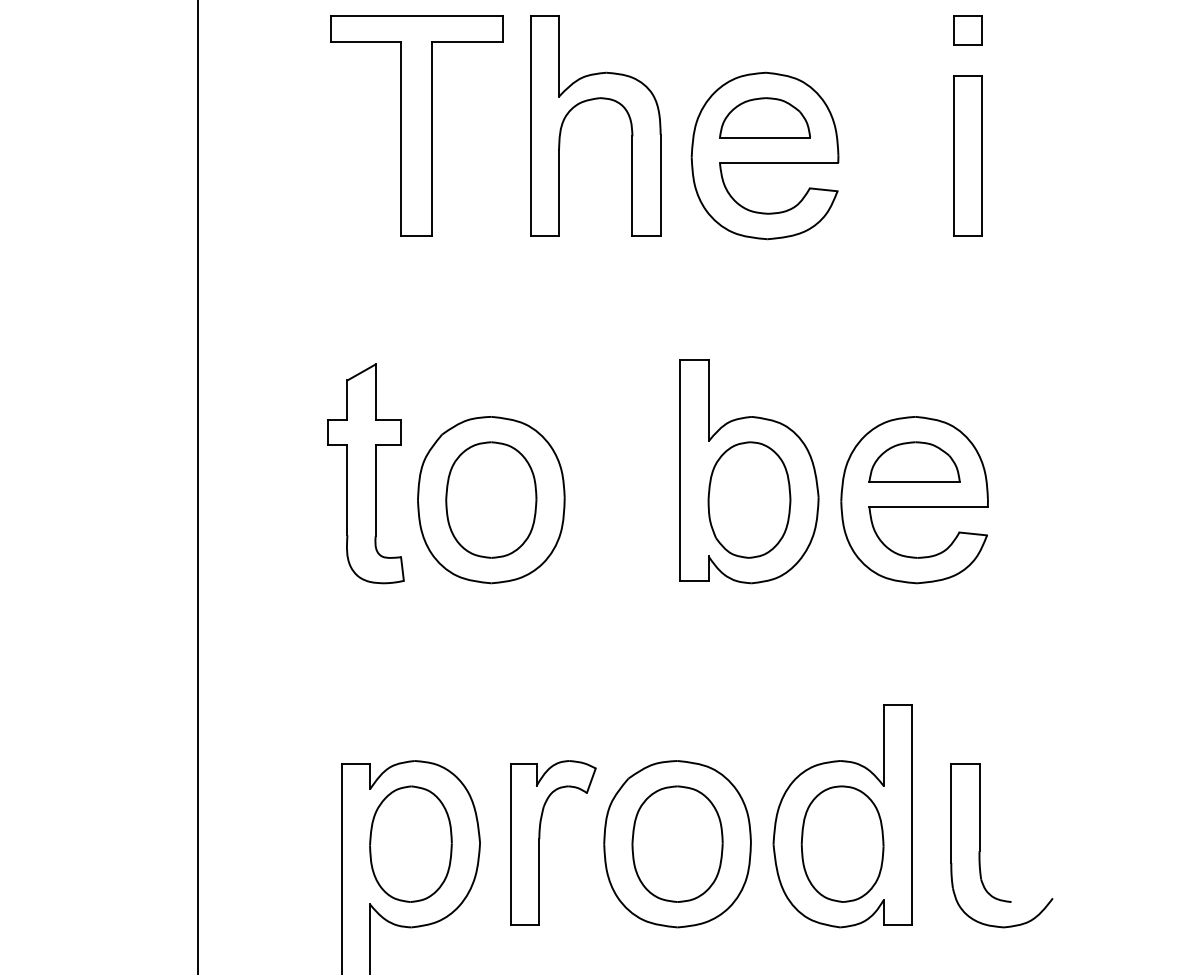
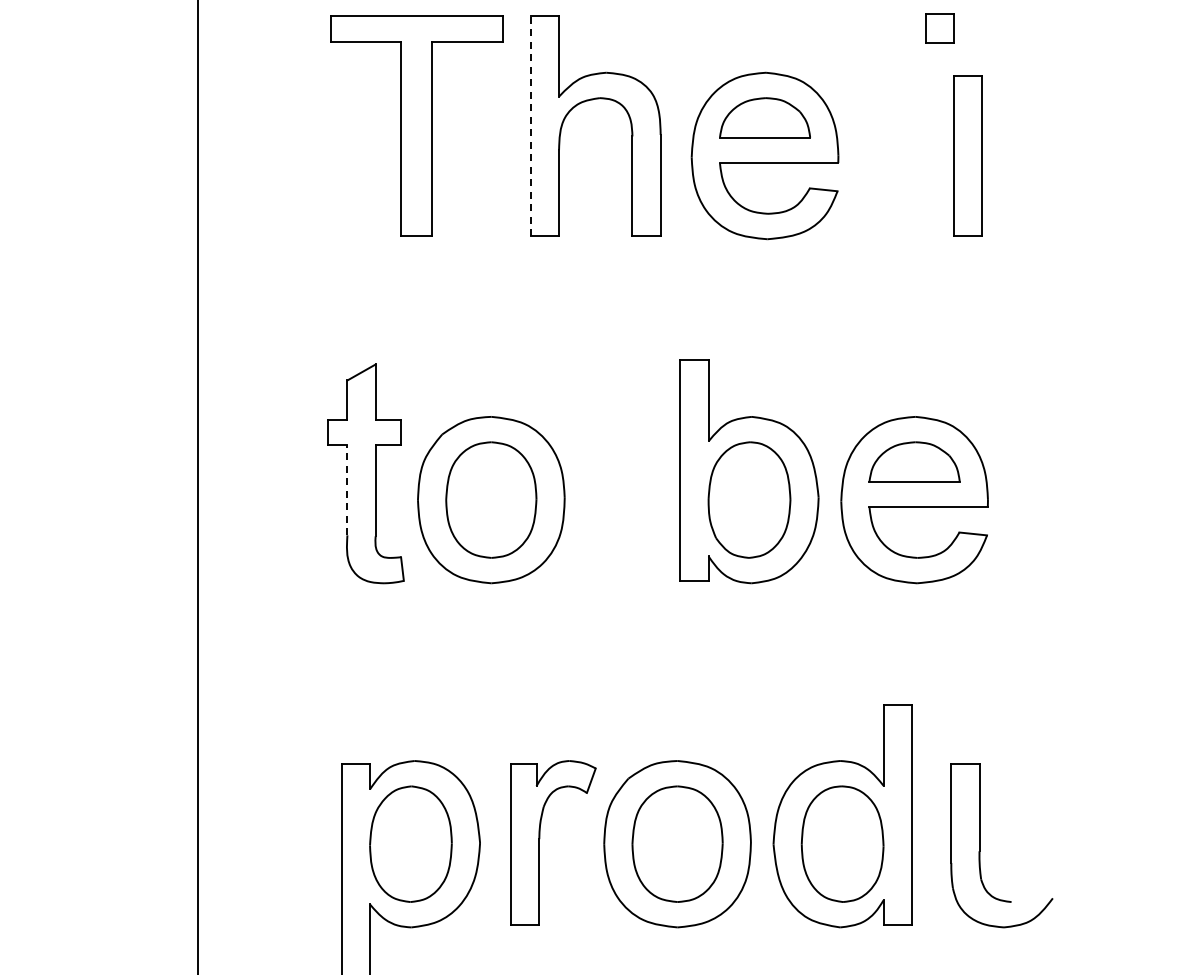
part position: (967, 30) -> (939, 28) (939, 28)
line: solid -> dashed (530, 125)
line: solid -> dashed (347, 489)
